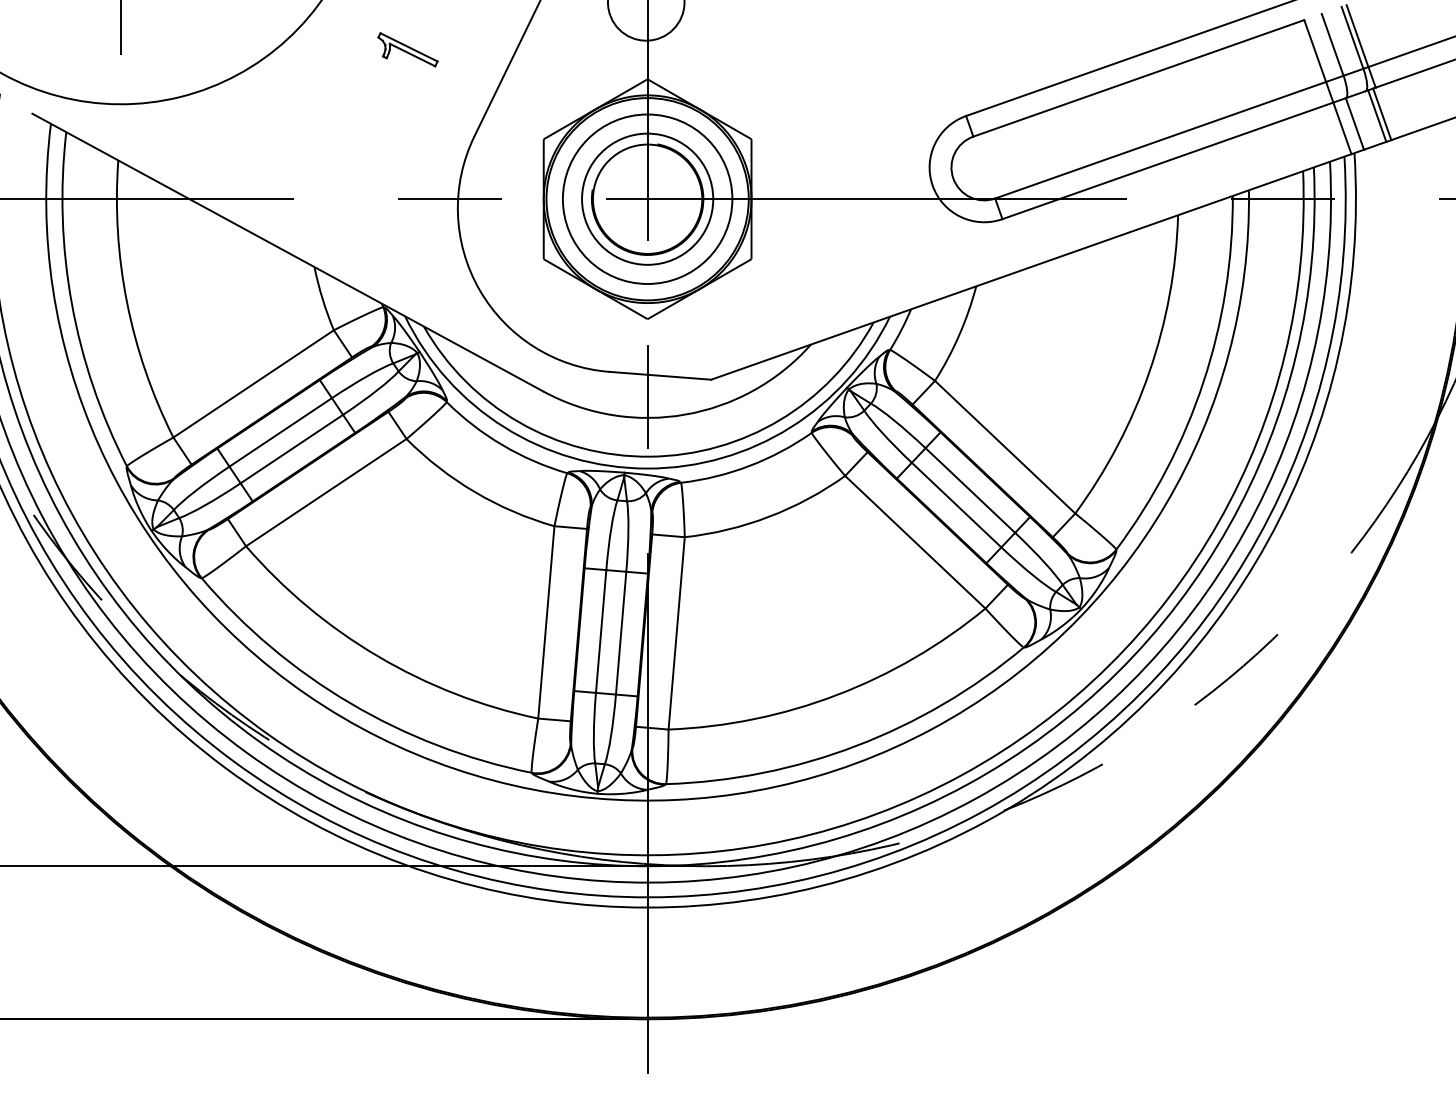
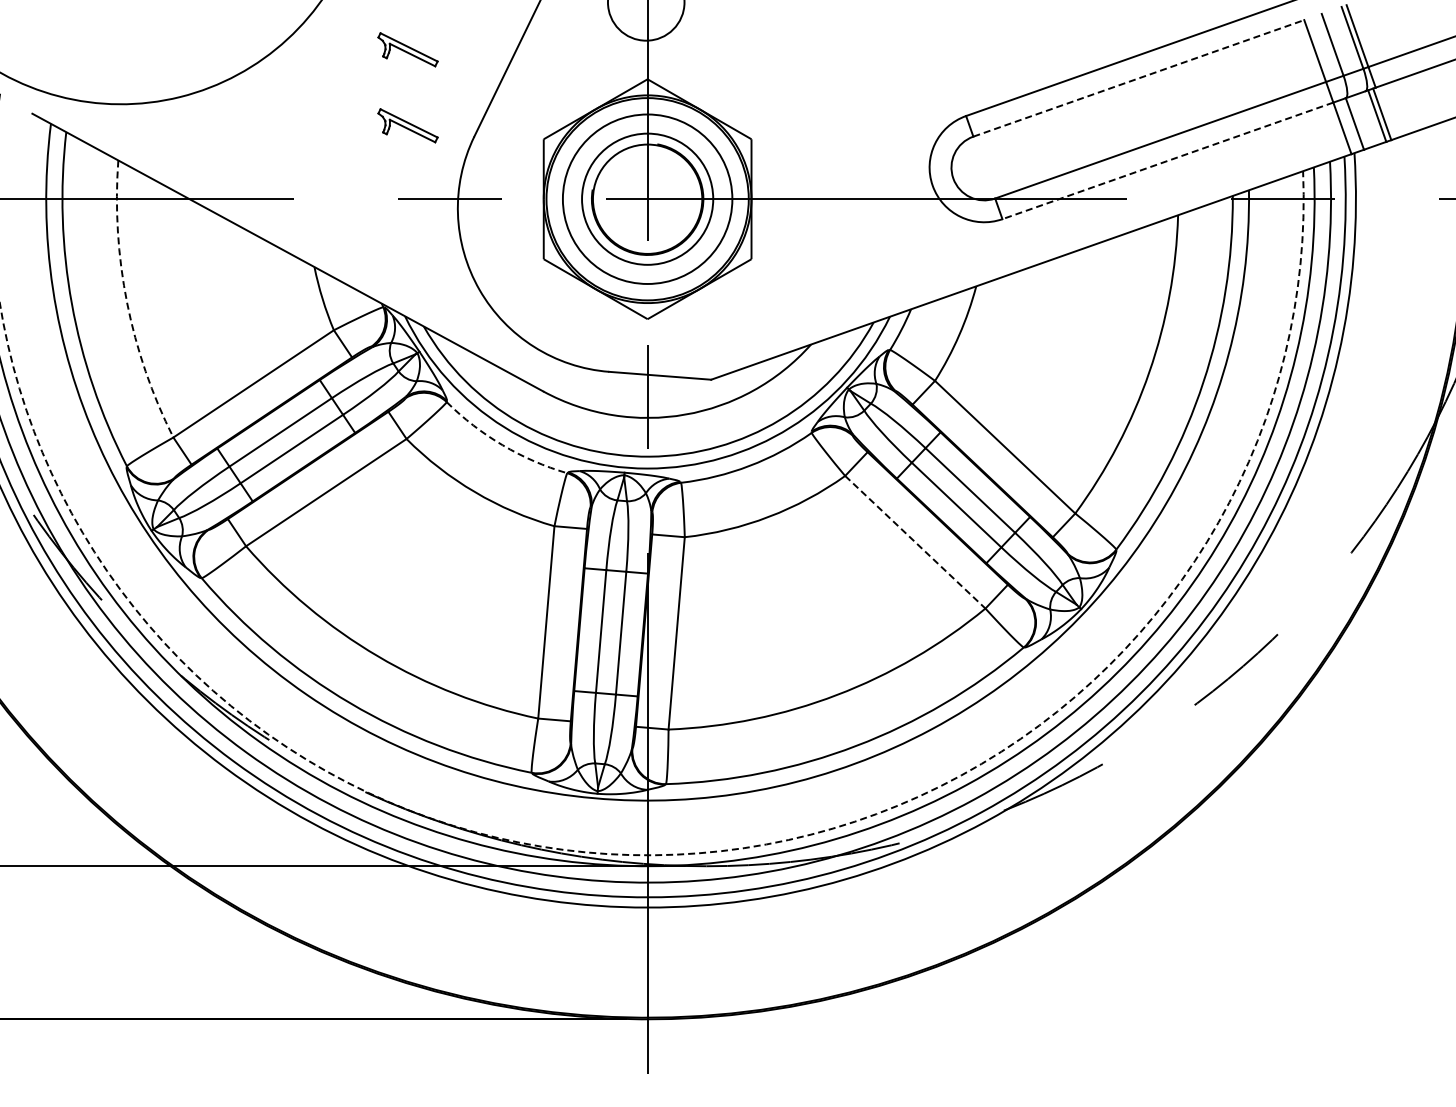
line: present -> none (120, 28)
line: solid -> dashed (1139, 78)
part: none -> present (407, 125)
line: solid -> dashed (1167, 161)
arc: solid -> dashed (127, 302)
arc: solid -> dashed (502, 445)
line: solid -> dashed (915, 542)
arc: solid -> dashed (714, 851)
